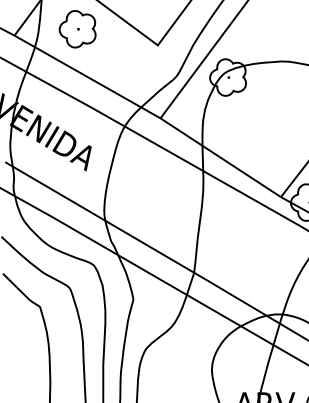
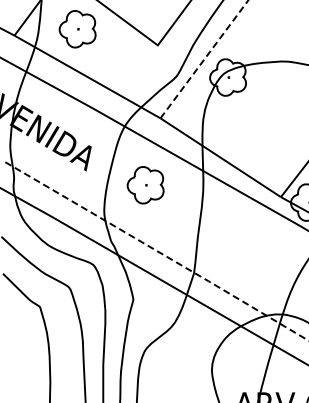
line: solid -> dashed (204, 59)
part: none -> present (145, 185)
line: solid -> dashed (157, 251)
